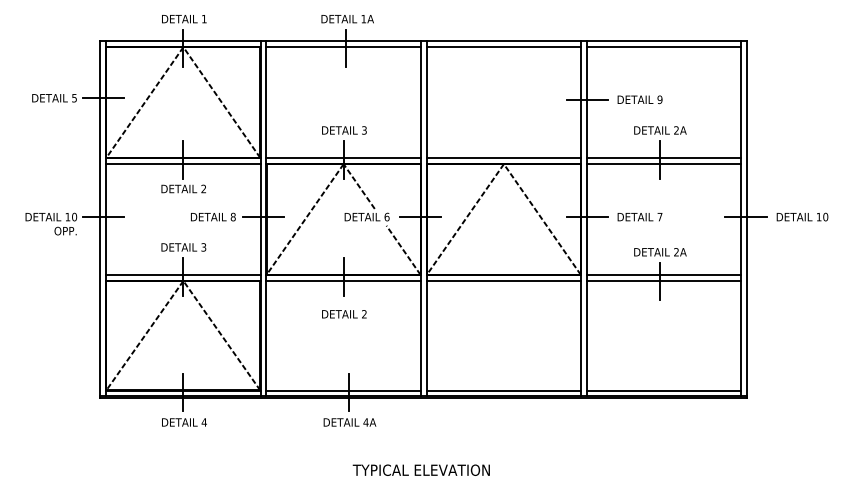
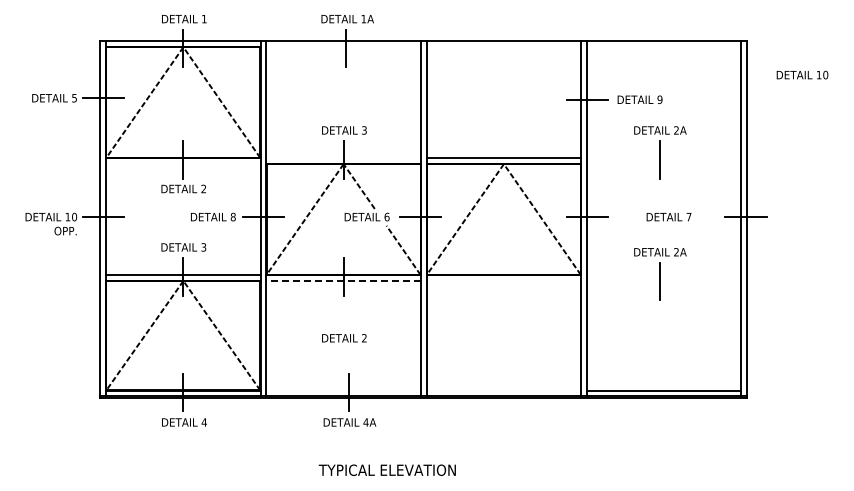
line: present -> none (343, 47)
line: present -> none (503, 47)
line: present -> none (663, 47)
line: present -> none (343, 158)
line: present -> none (663, 158)
line: present -> none (183, 163)
line: present -> none (663, 163)
text position: (802, 216) -> (802, 74) (802, 74)
text position: (639, 217) -> (668, 217) (668, 217)
line: present -> none (663, 275)
line: solid -> dashed (343, 280)
line: present -> none (503, 280)
line: present -> none (663, 280)
text position: (344, 314) -> (344, 338) (344, 338)
line: present -> none (343, 390)
line: present -> none (503, 390)
text position: (420, 469) -> (386, 469) (386, 469)
